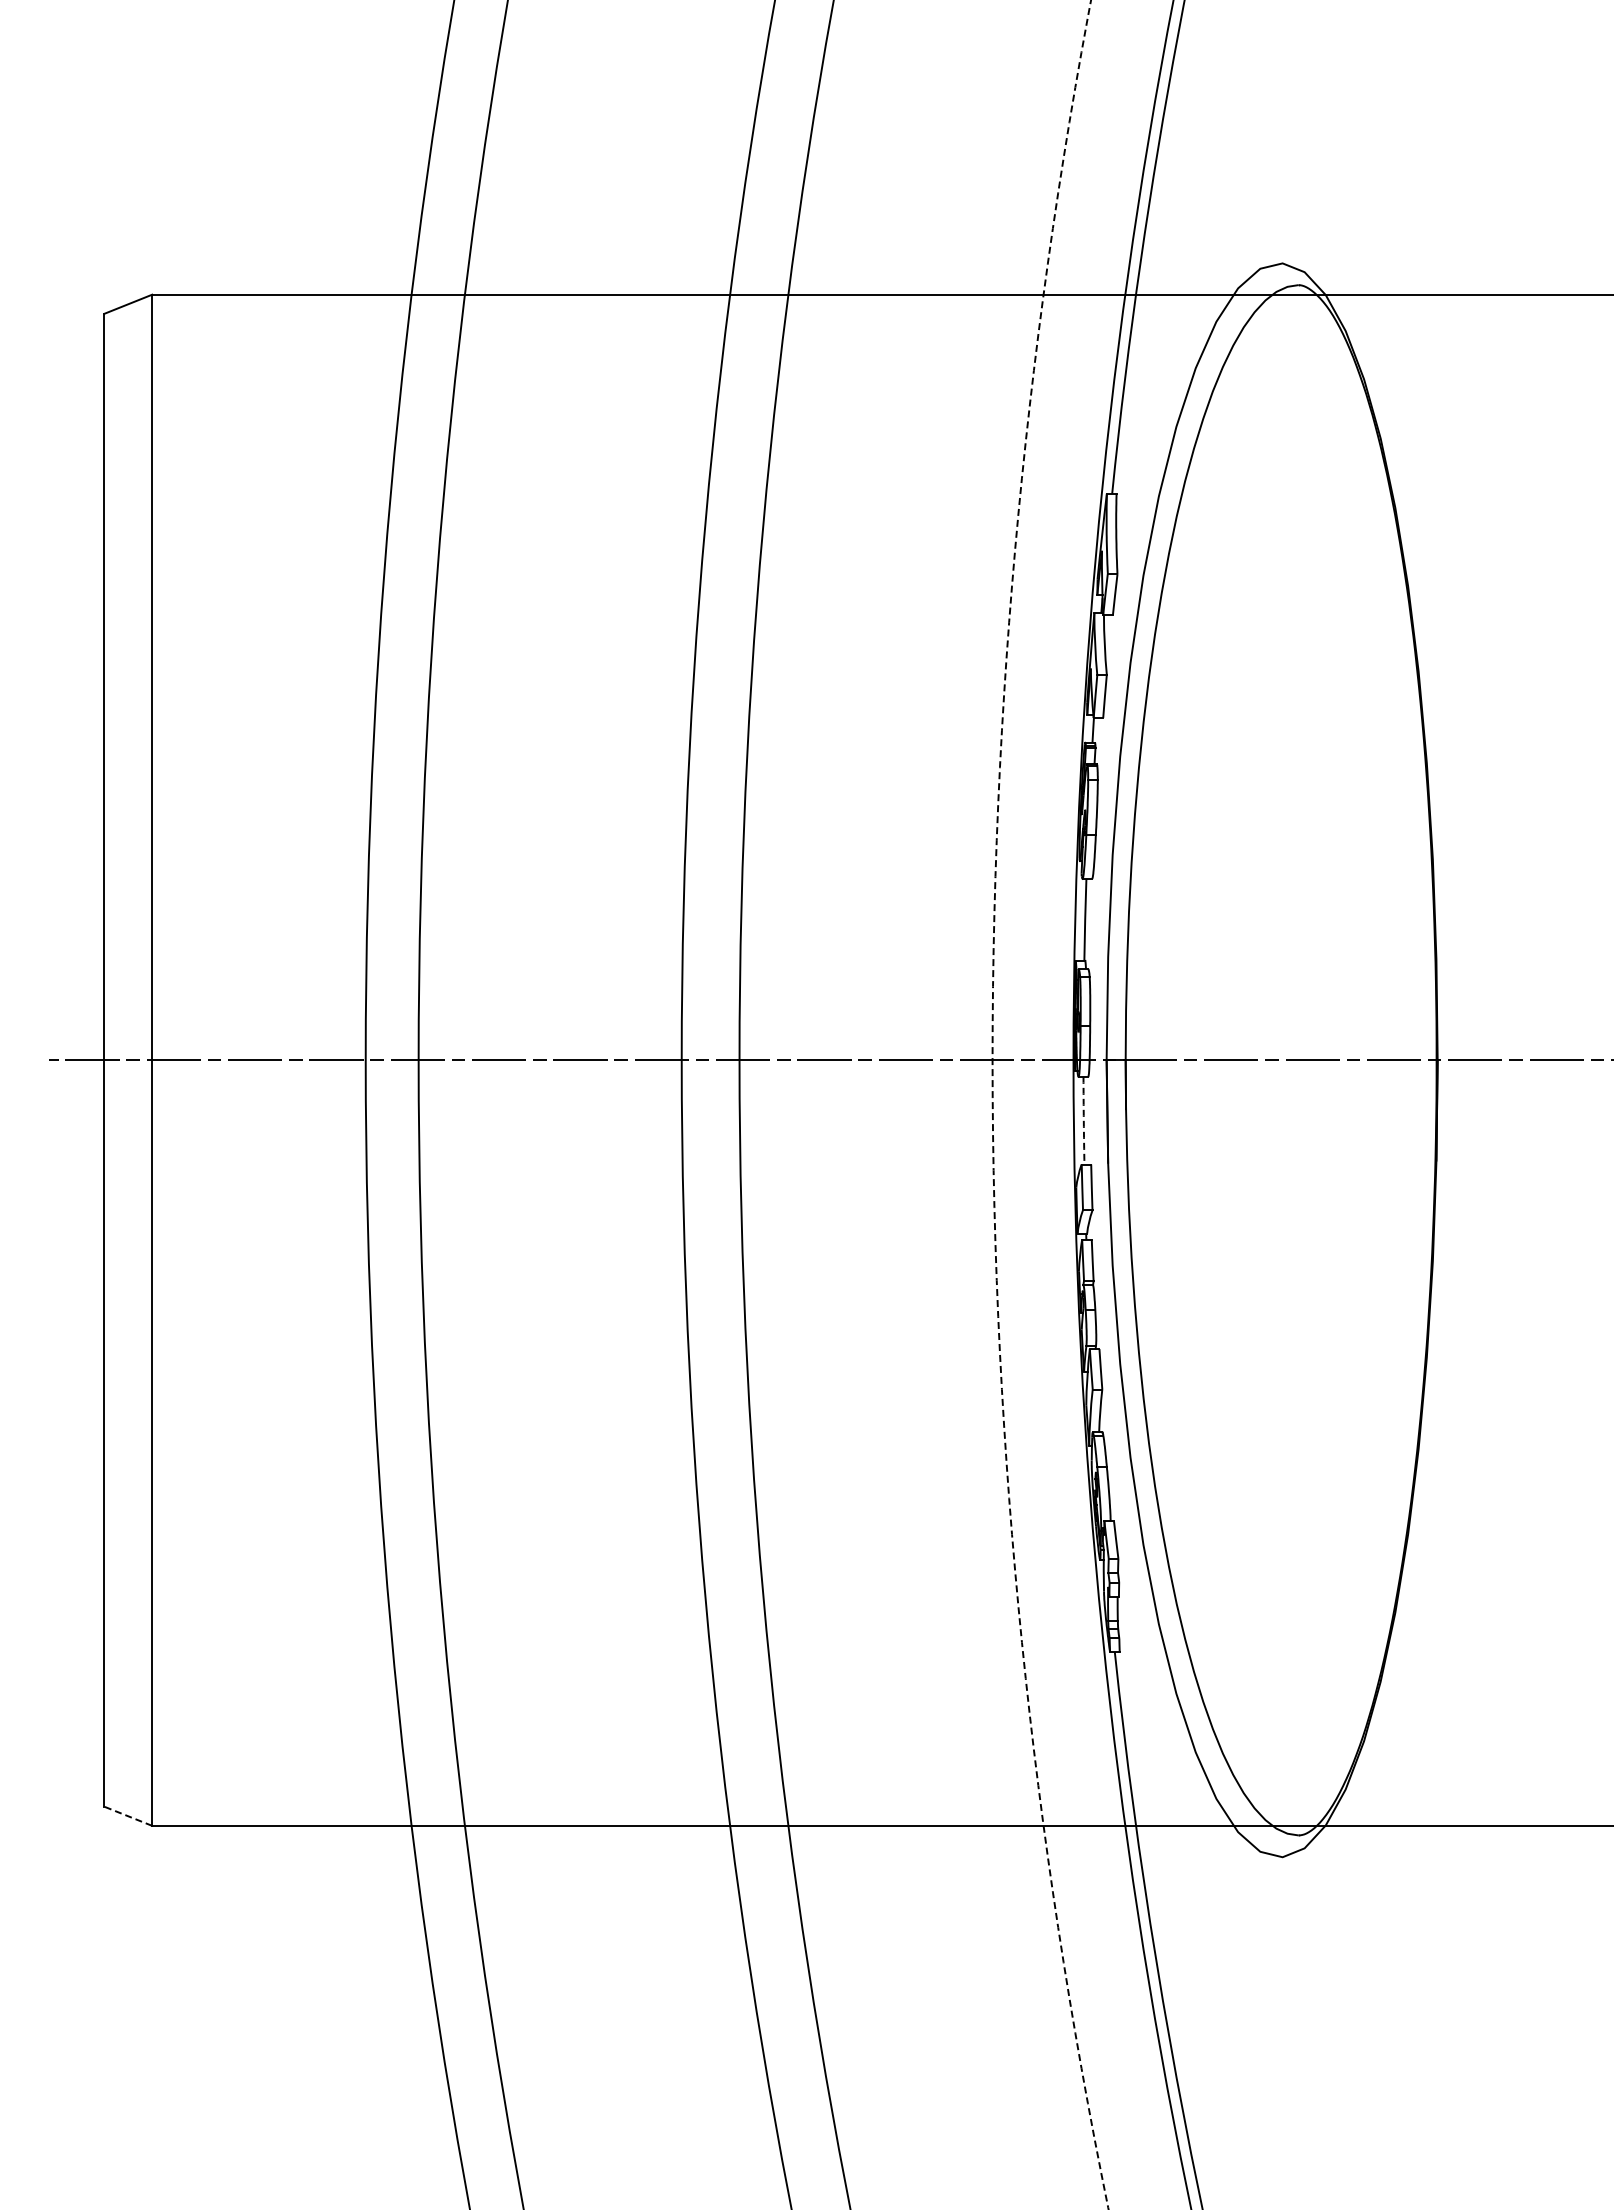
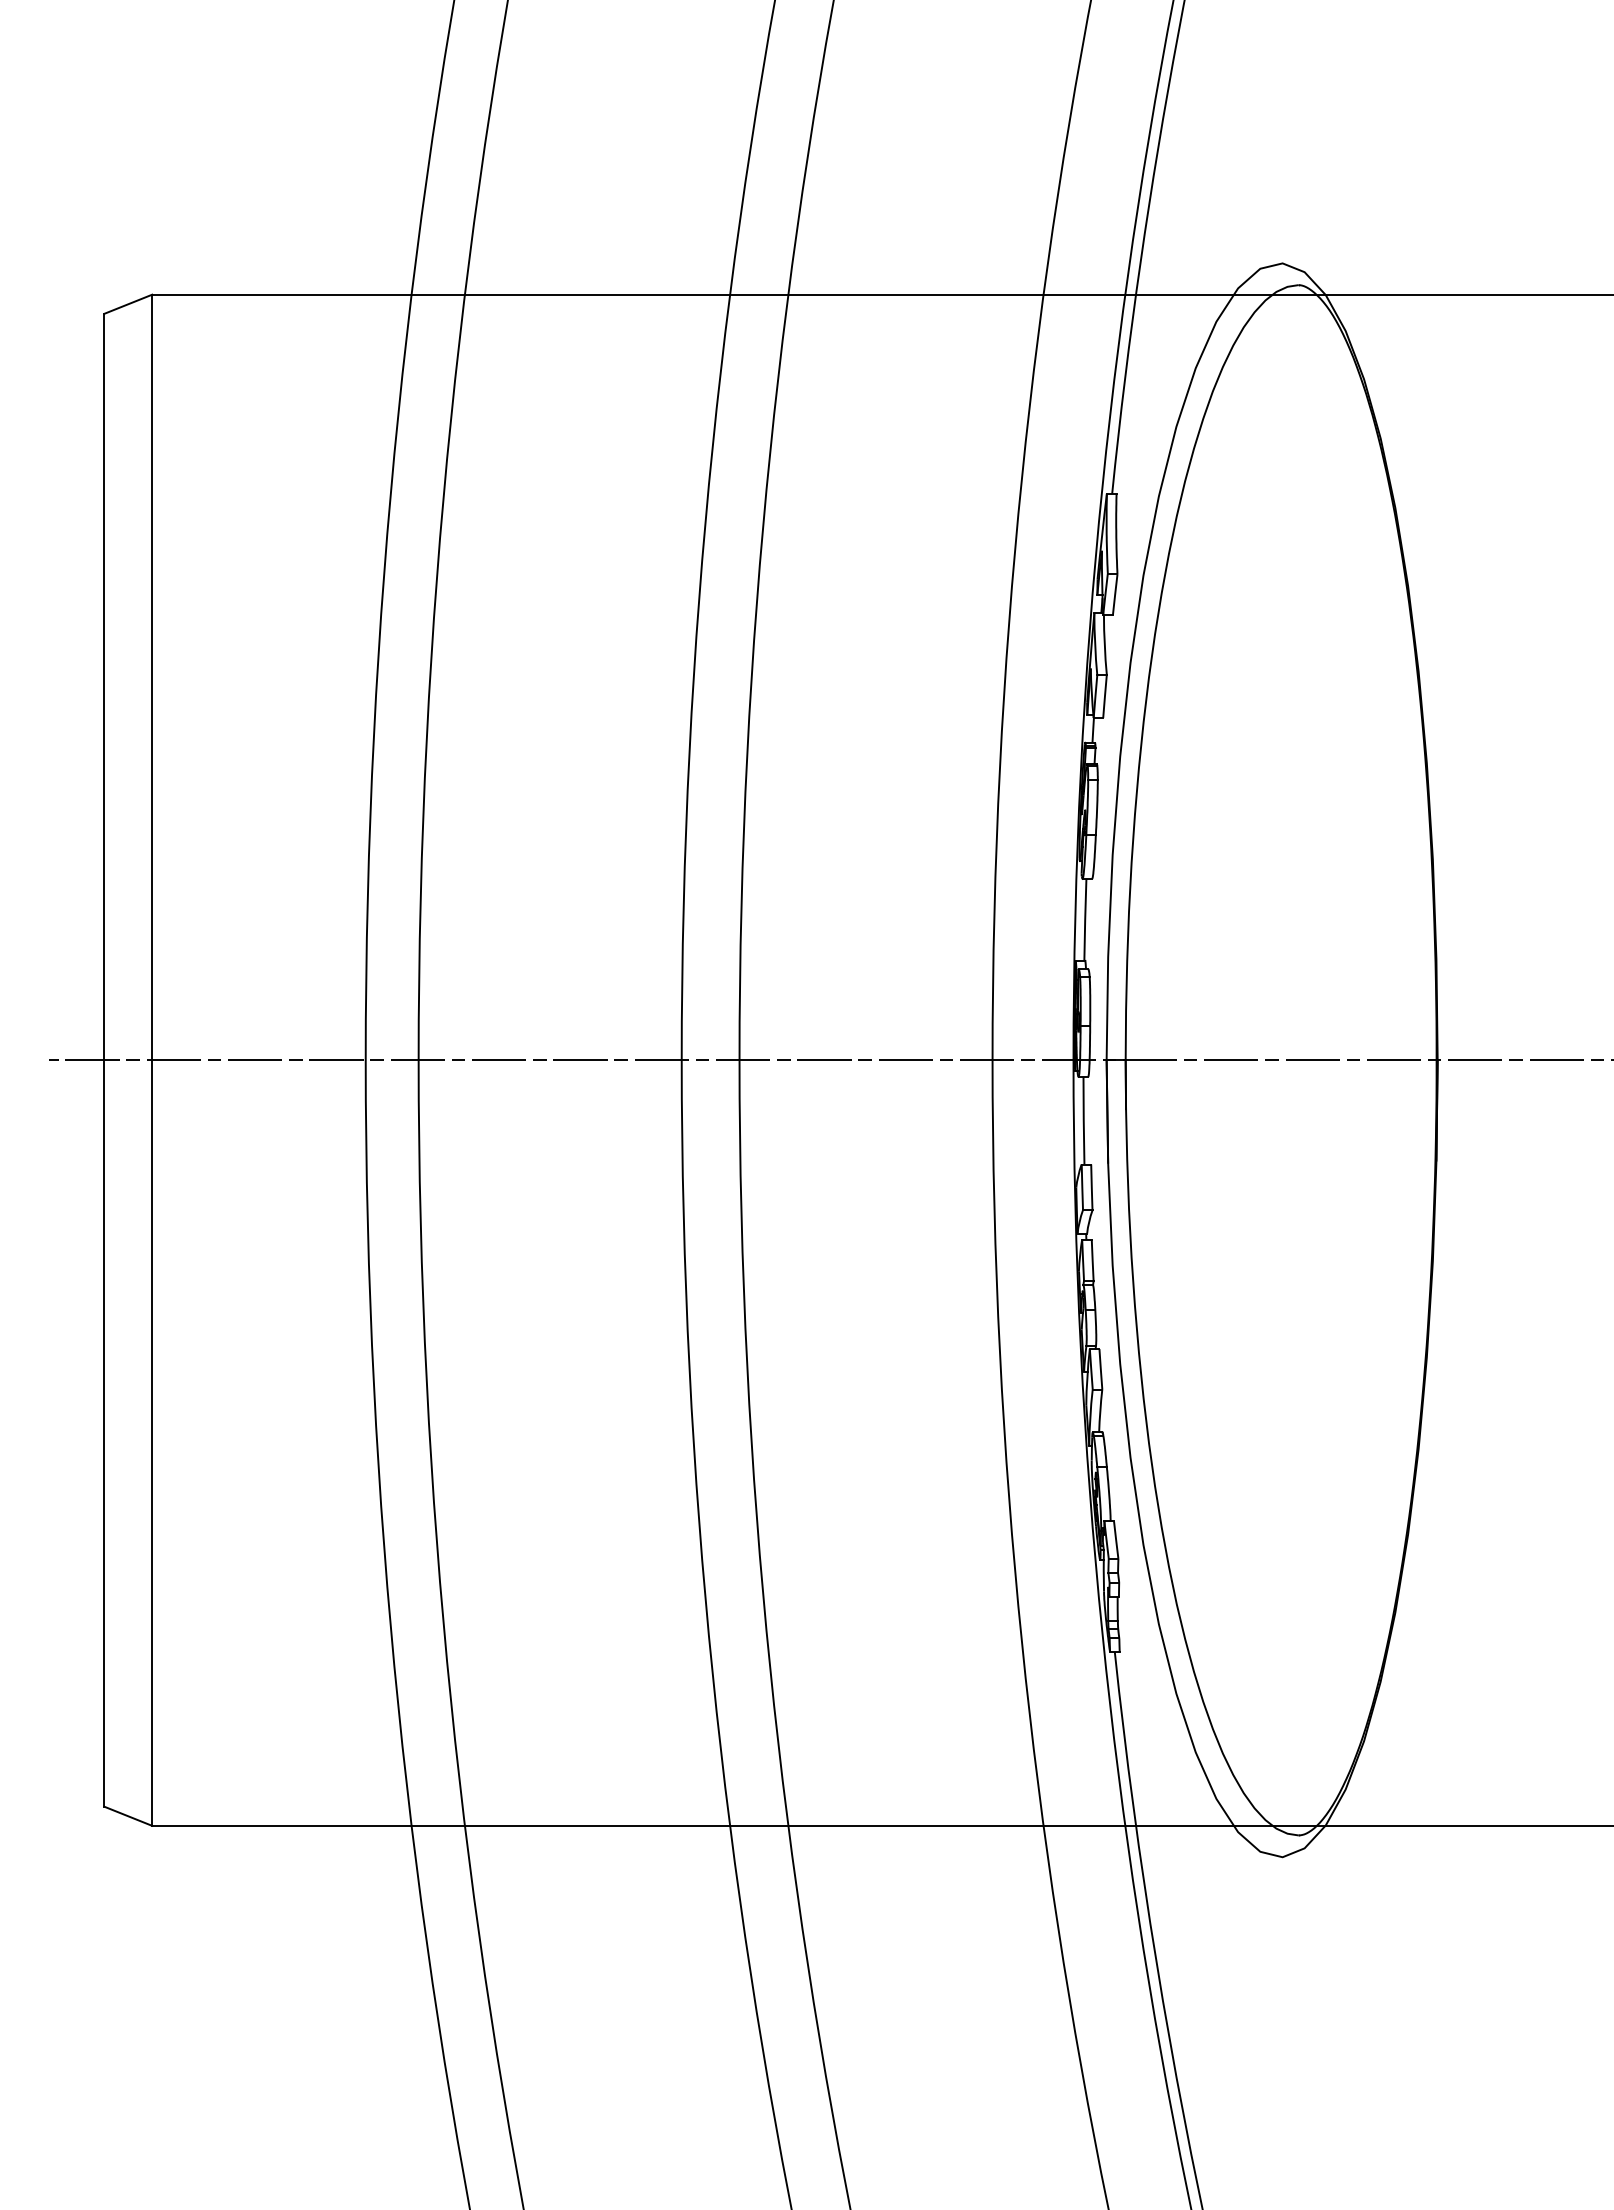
circle: dashed -> solid (1050, 1104)
arc: dashed -> solid (1083, 1120)
line: dashed -> solid (128, 1816)
